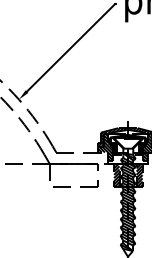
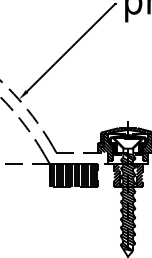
hatch: none -> present (73, 174)
